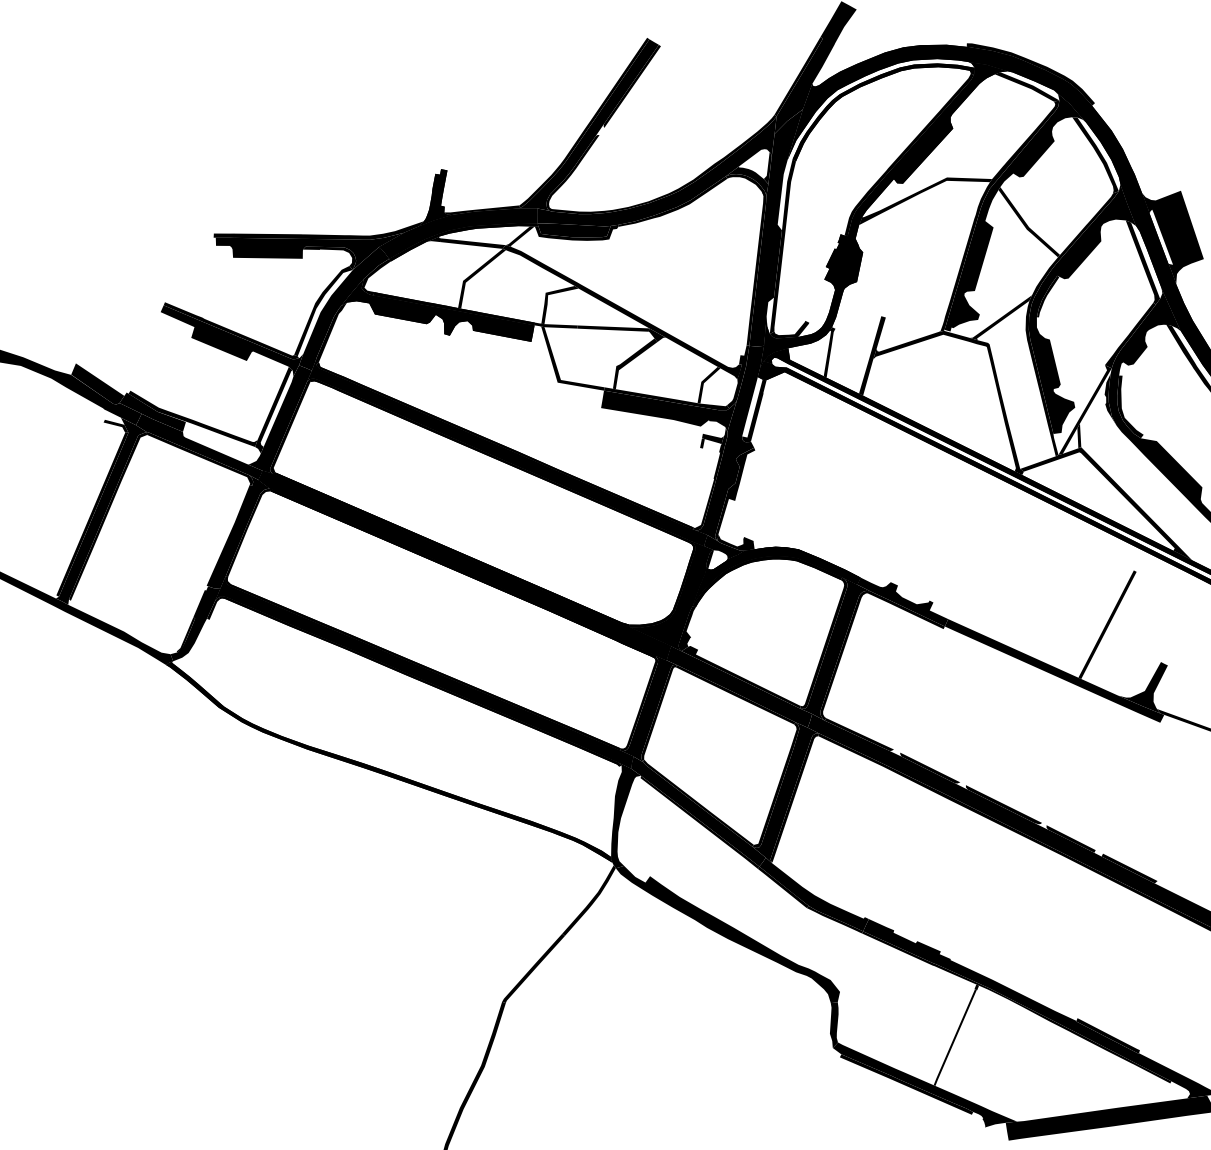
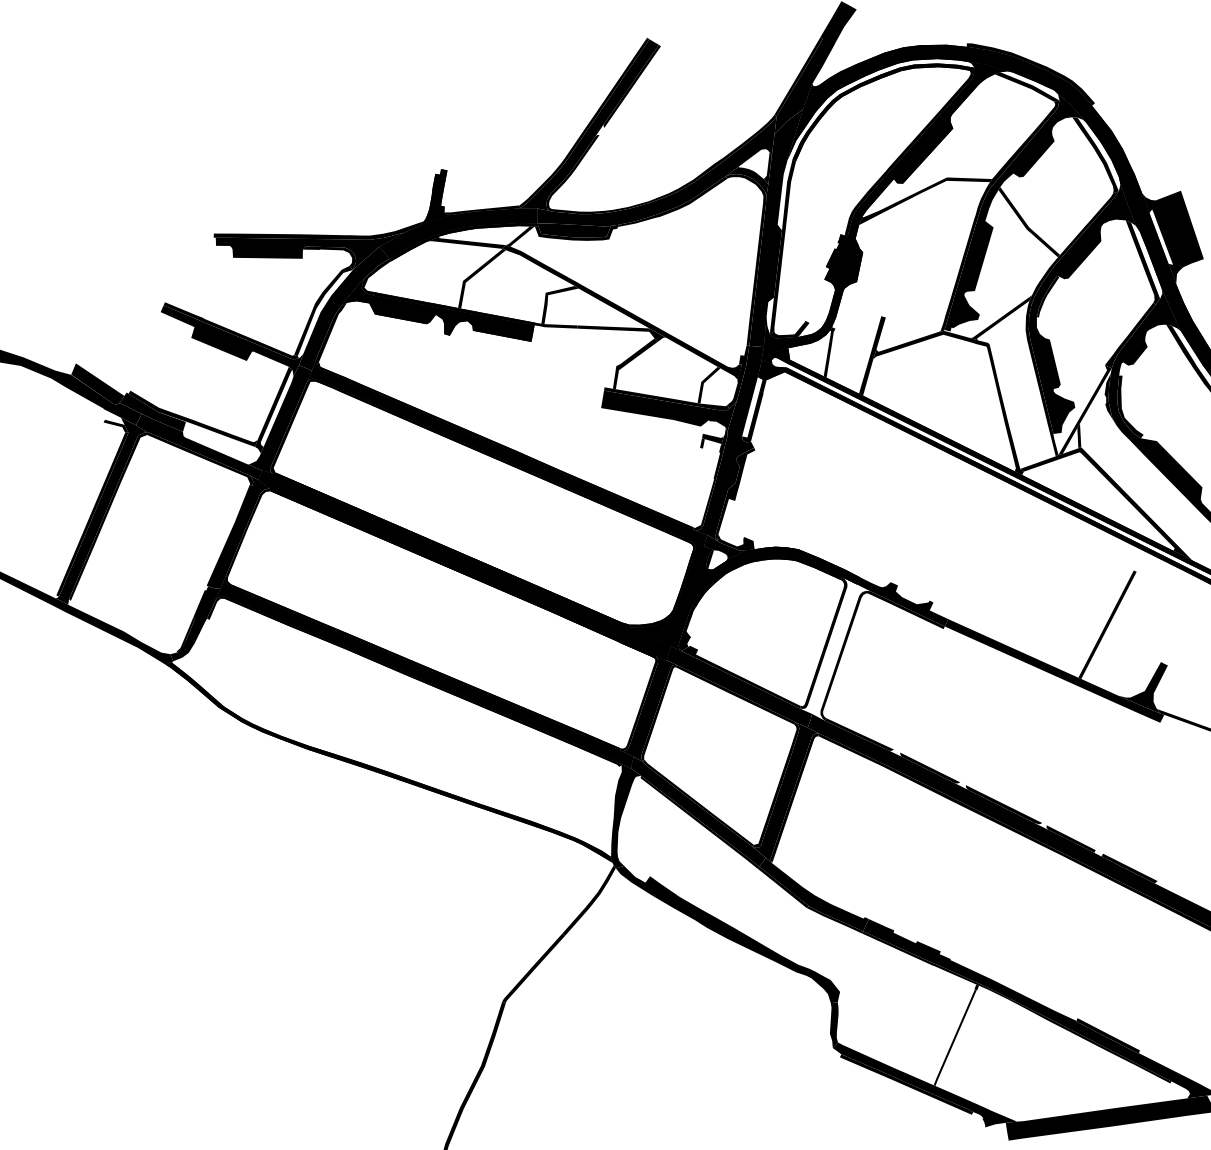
fill: present -> none (572, 358)
fill: present -> none (835, 648)
